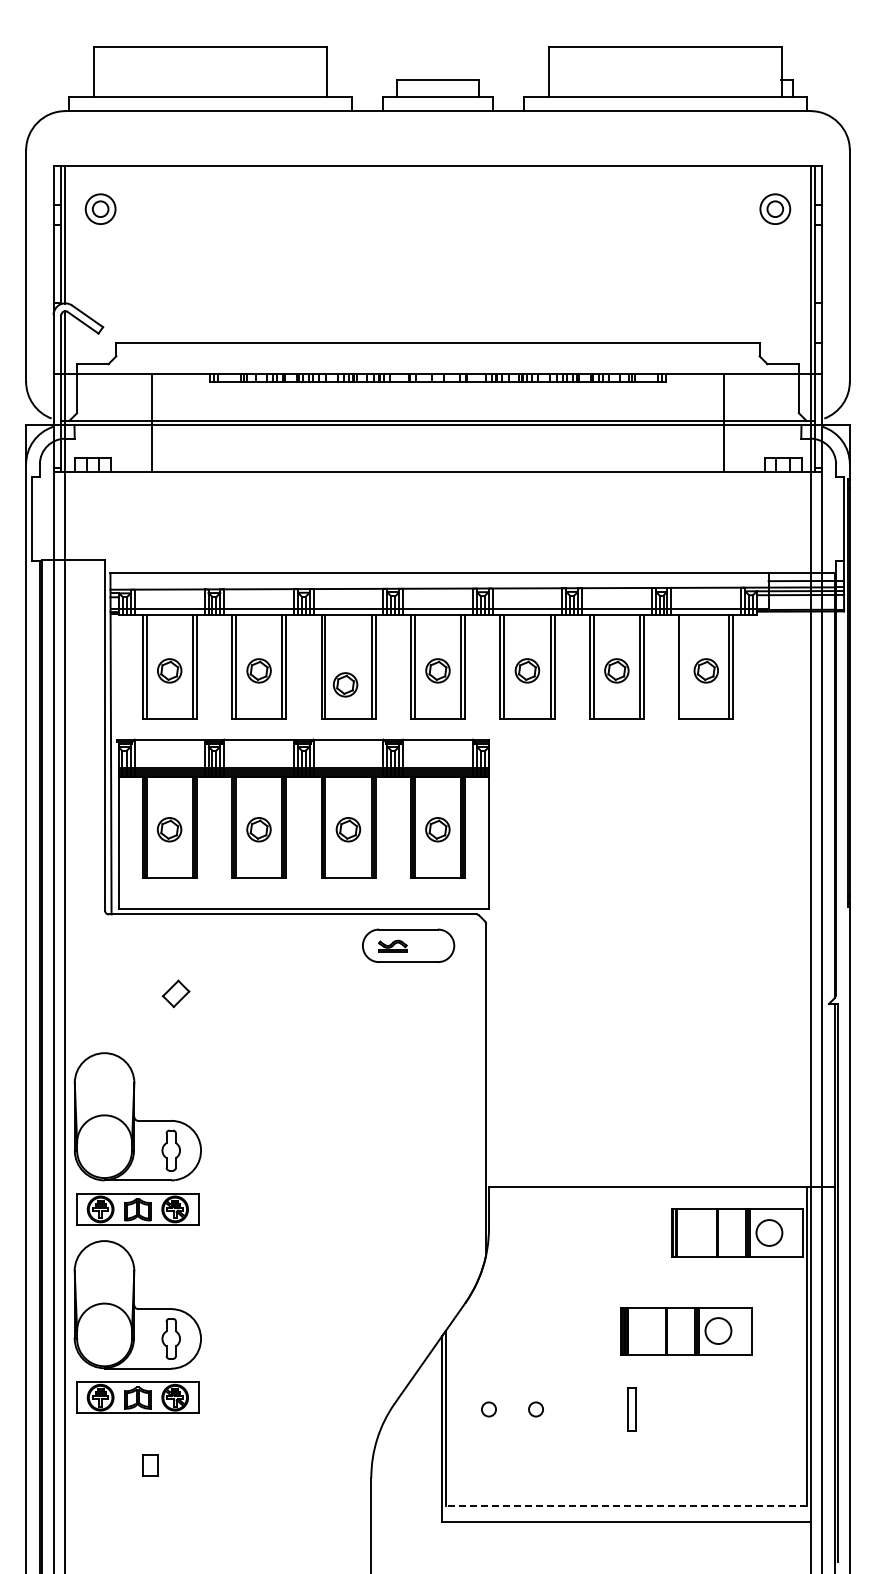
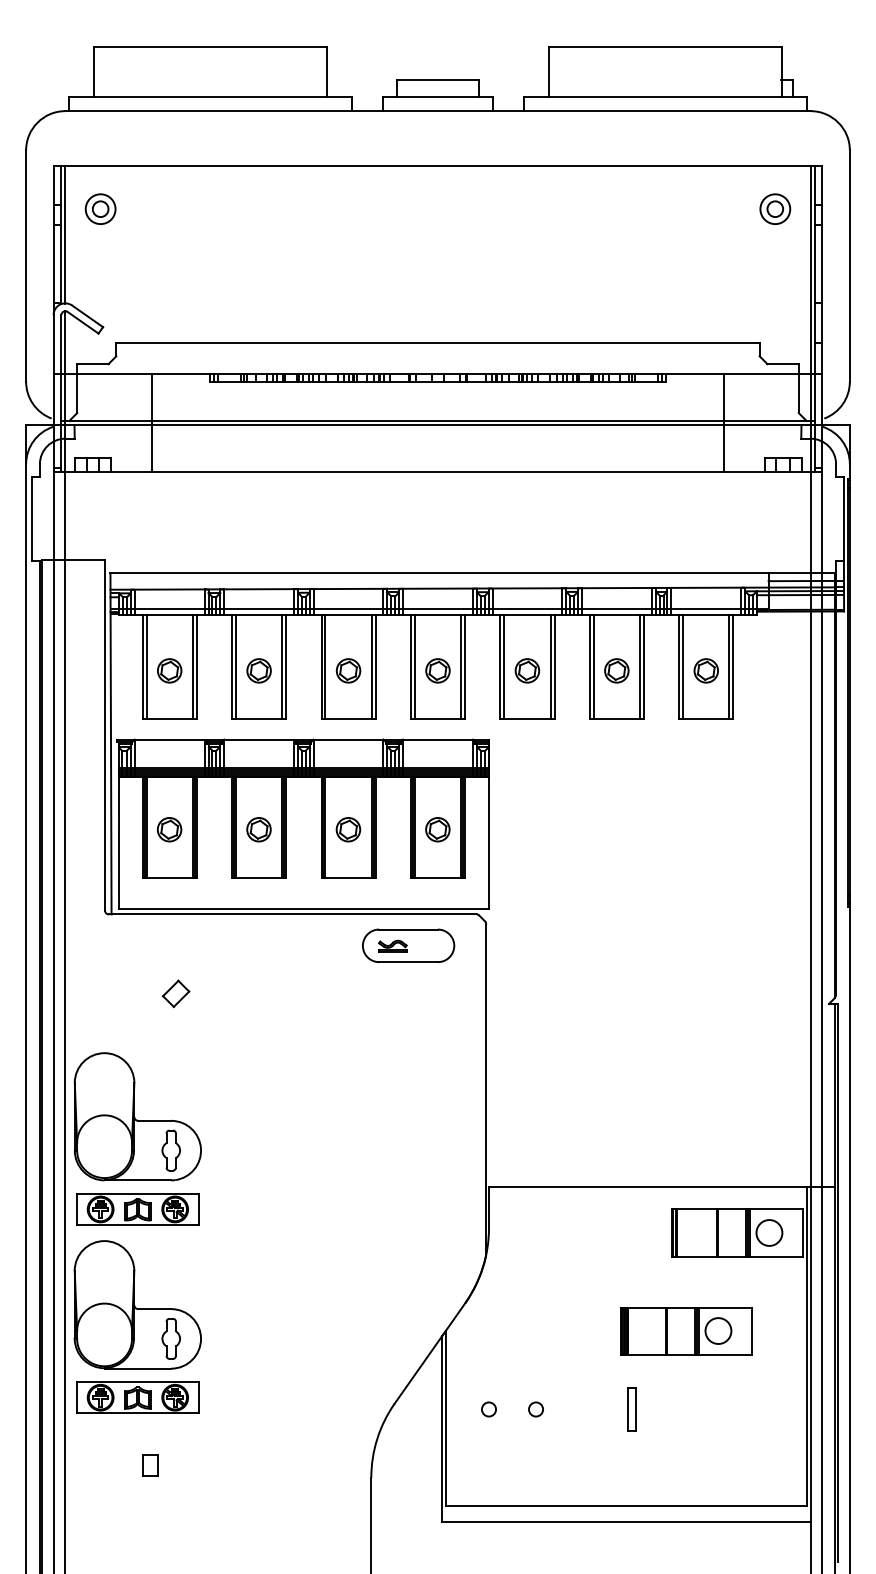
line: none -> present (683, 666)
part position: (345, 684) -> (348, 670) (348, 670)
line: dashed -> solid (625, 1506)
